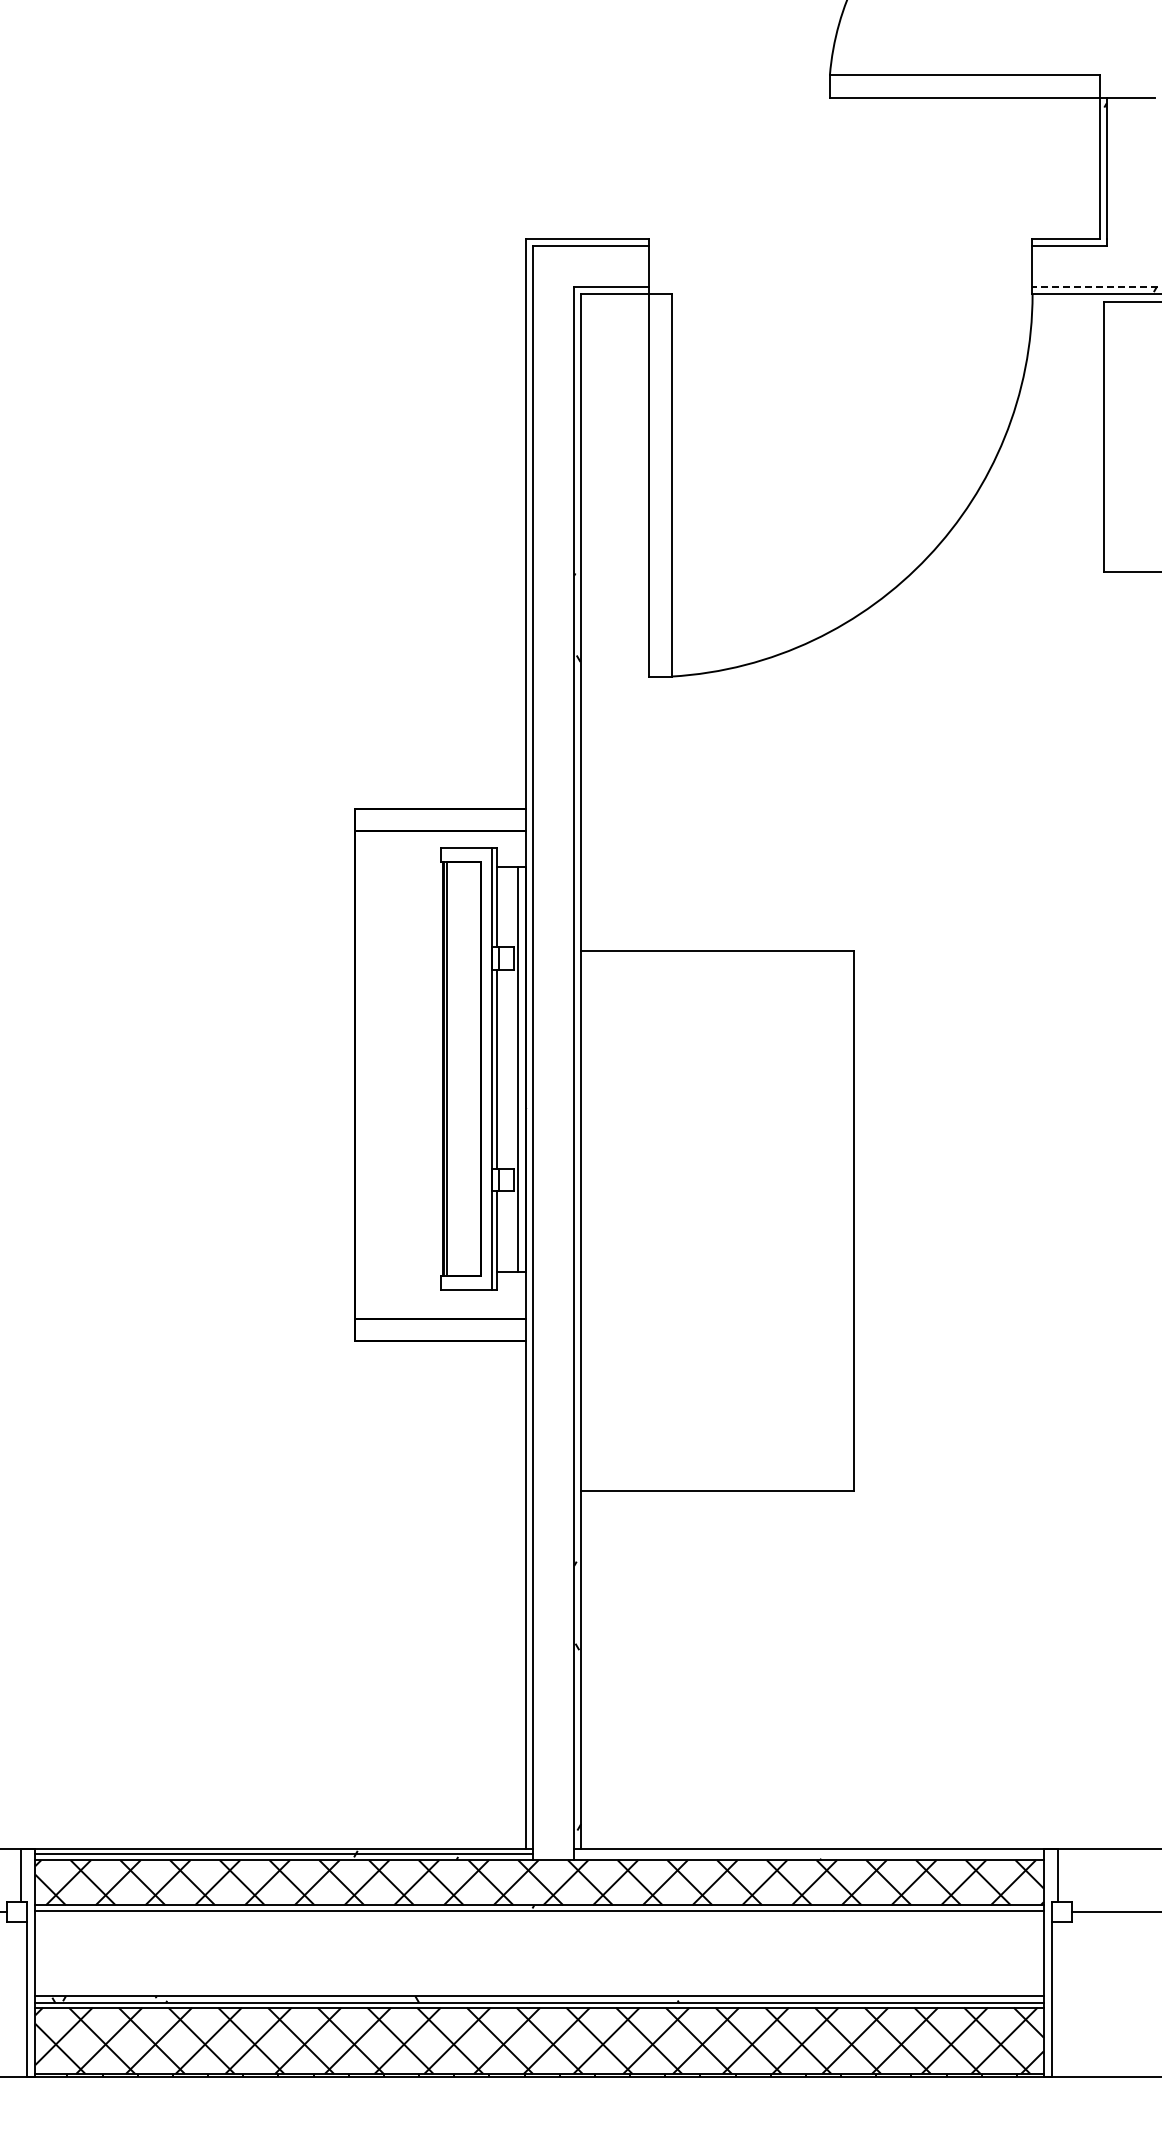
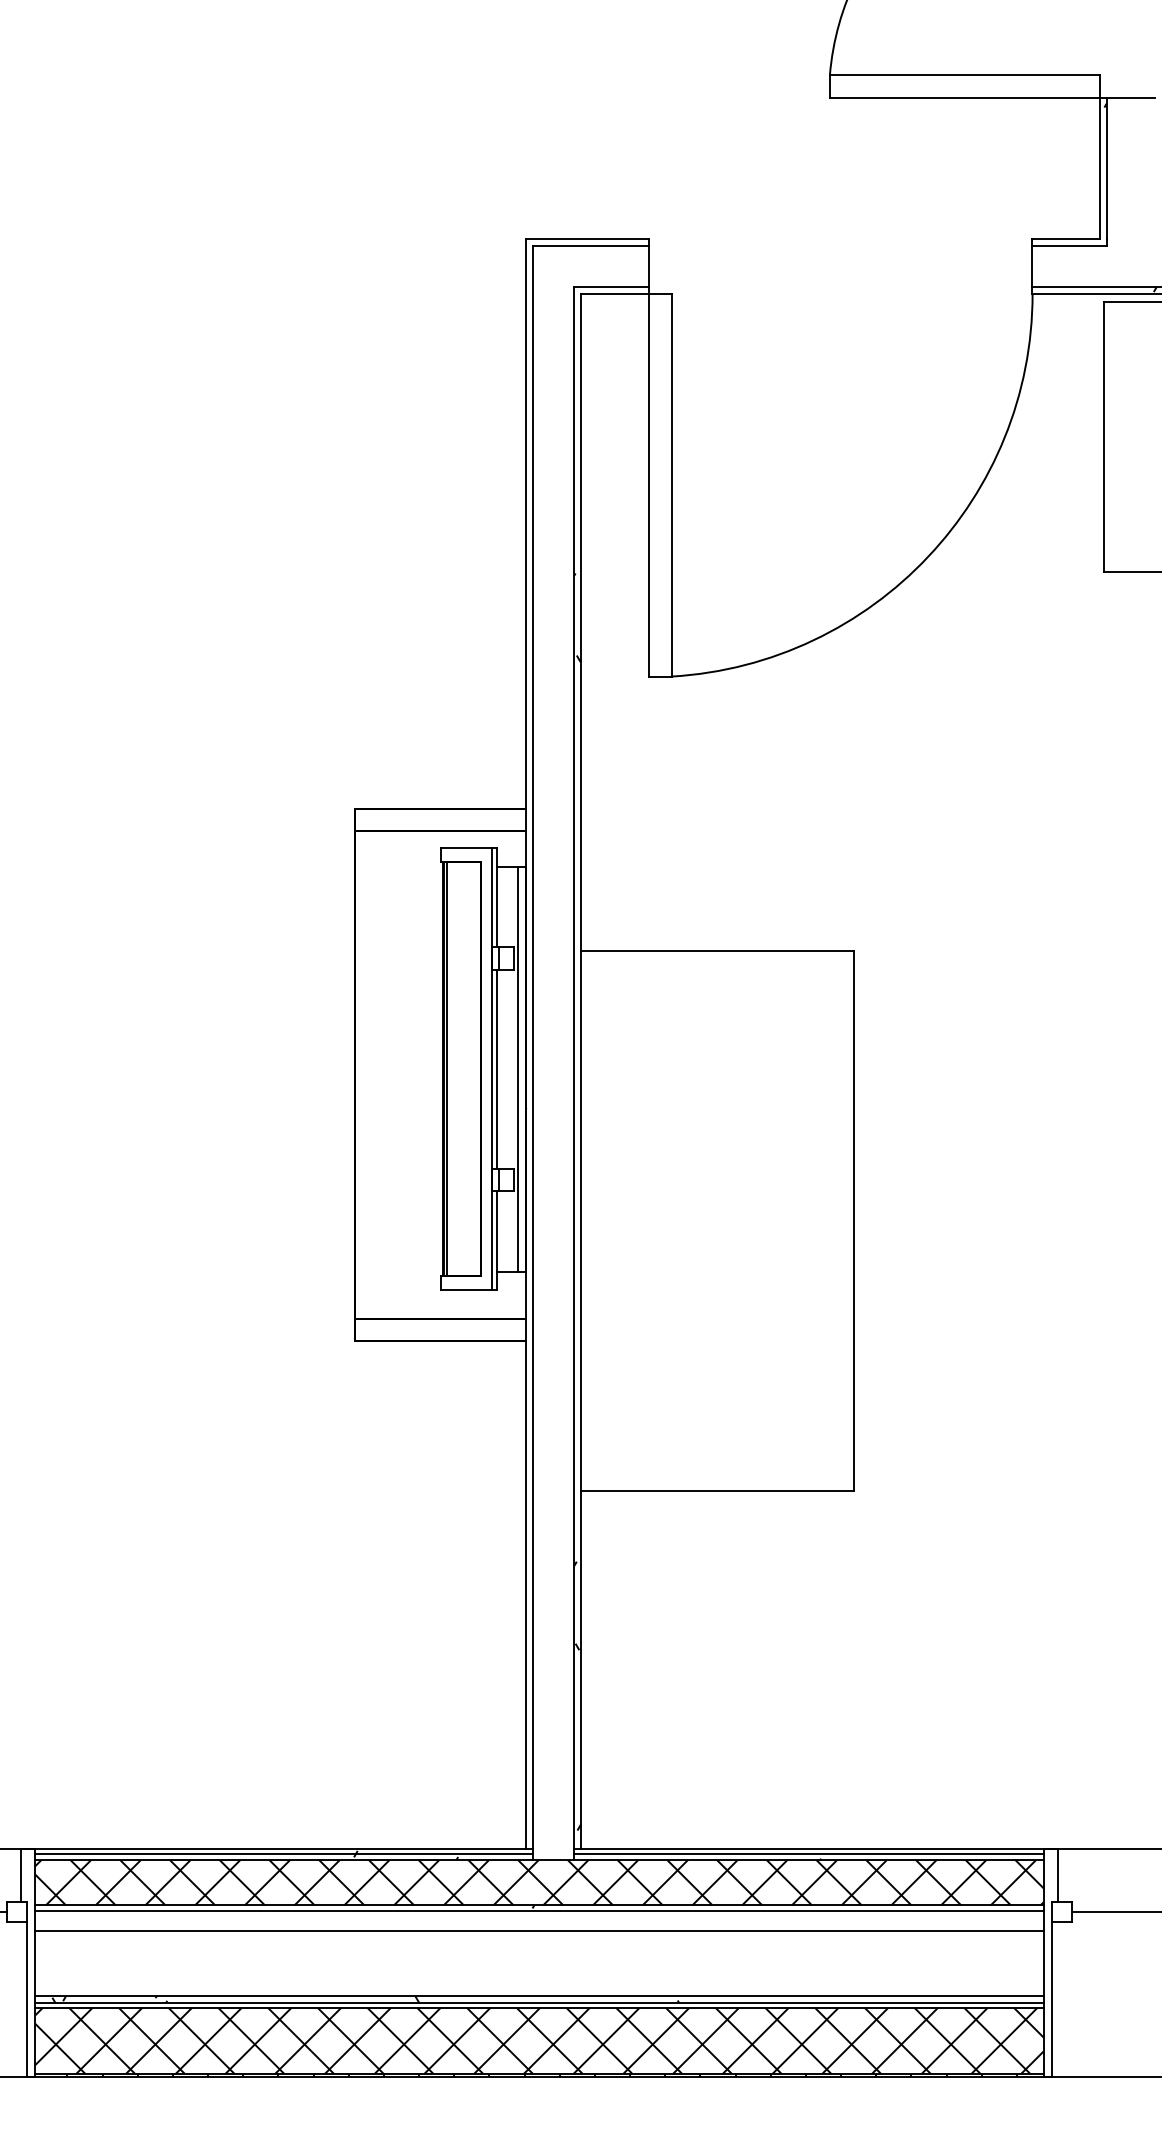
line: dashed -> solid (1096, 286)
line: none -> present (808, 1854)
line: none -> present (539, 1931)
